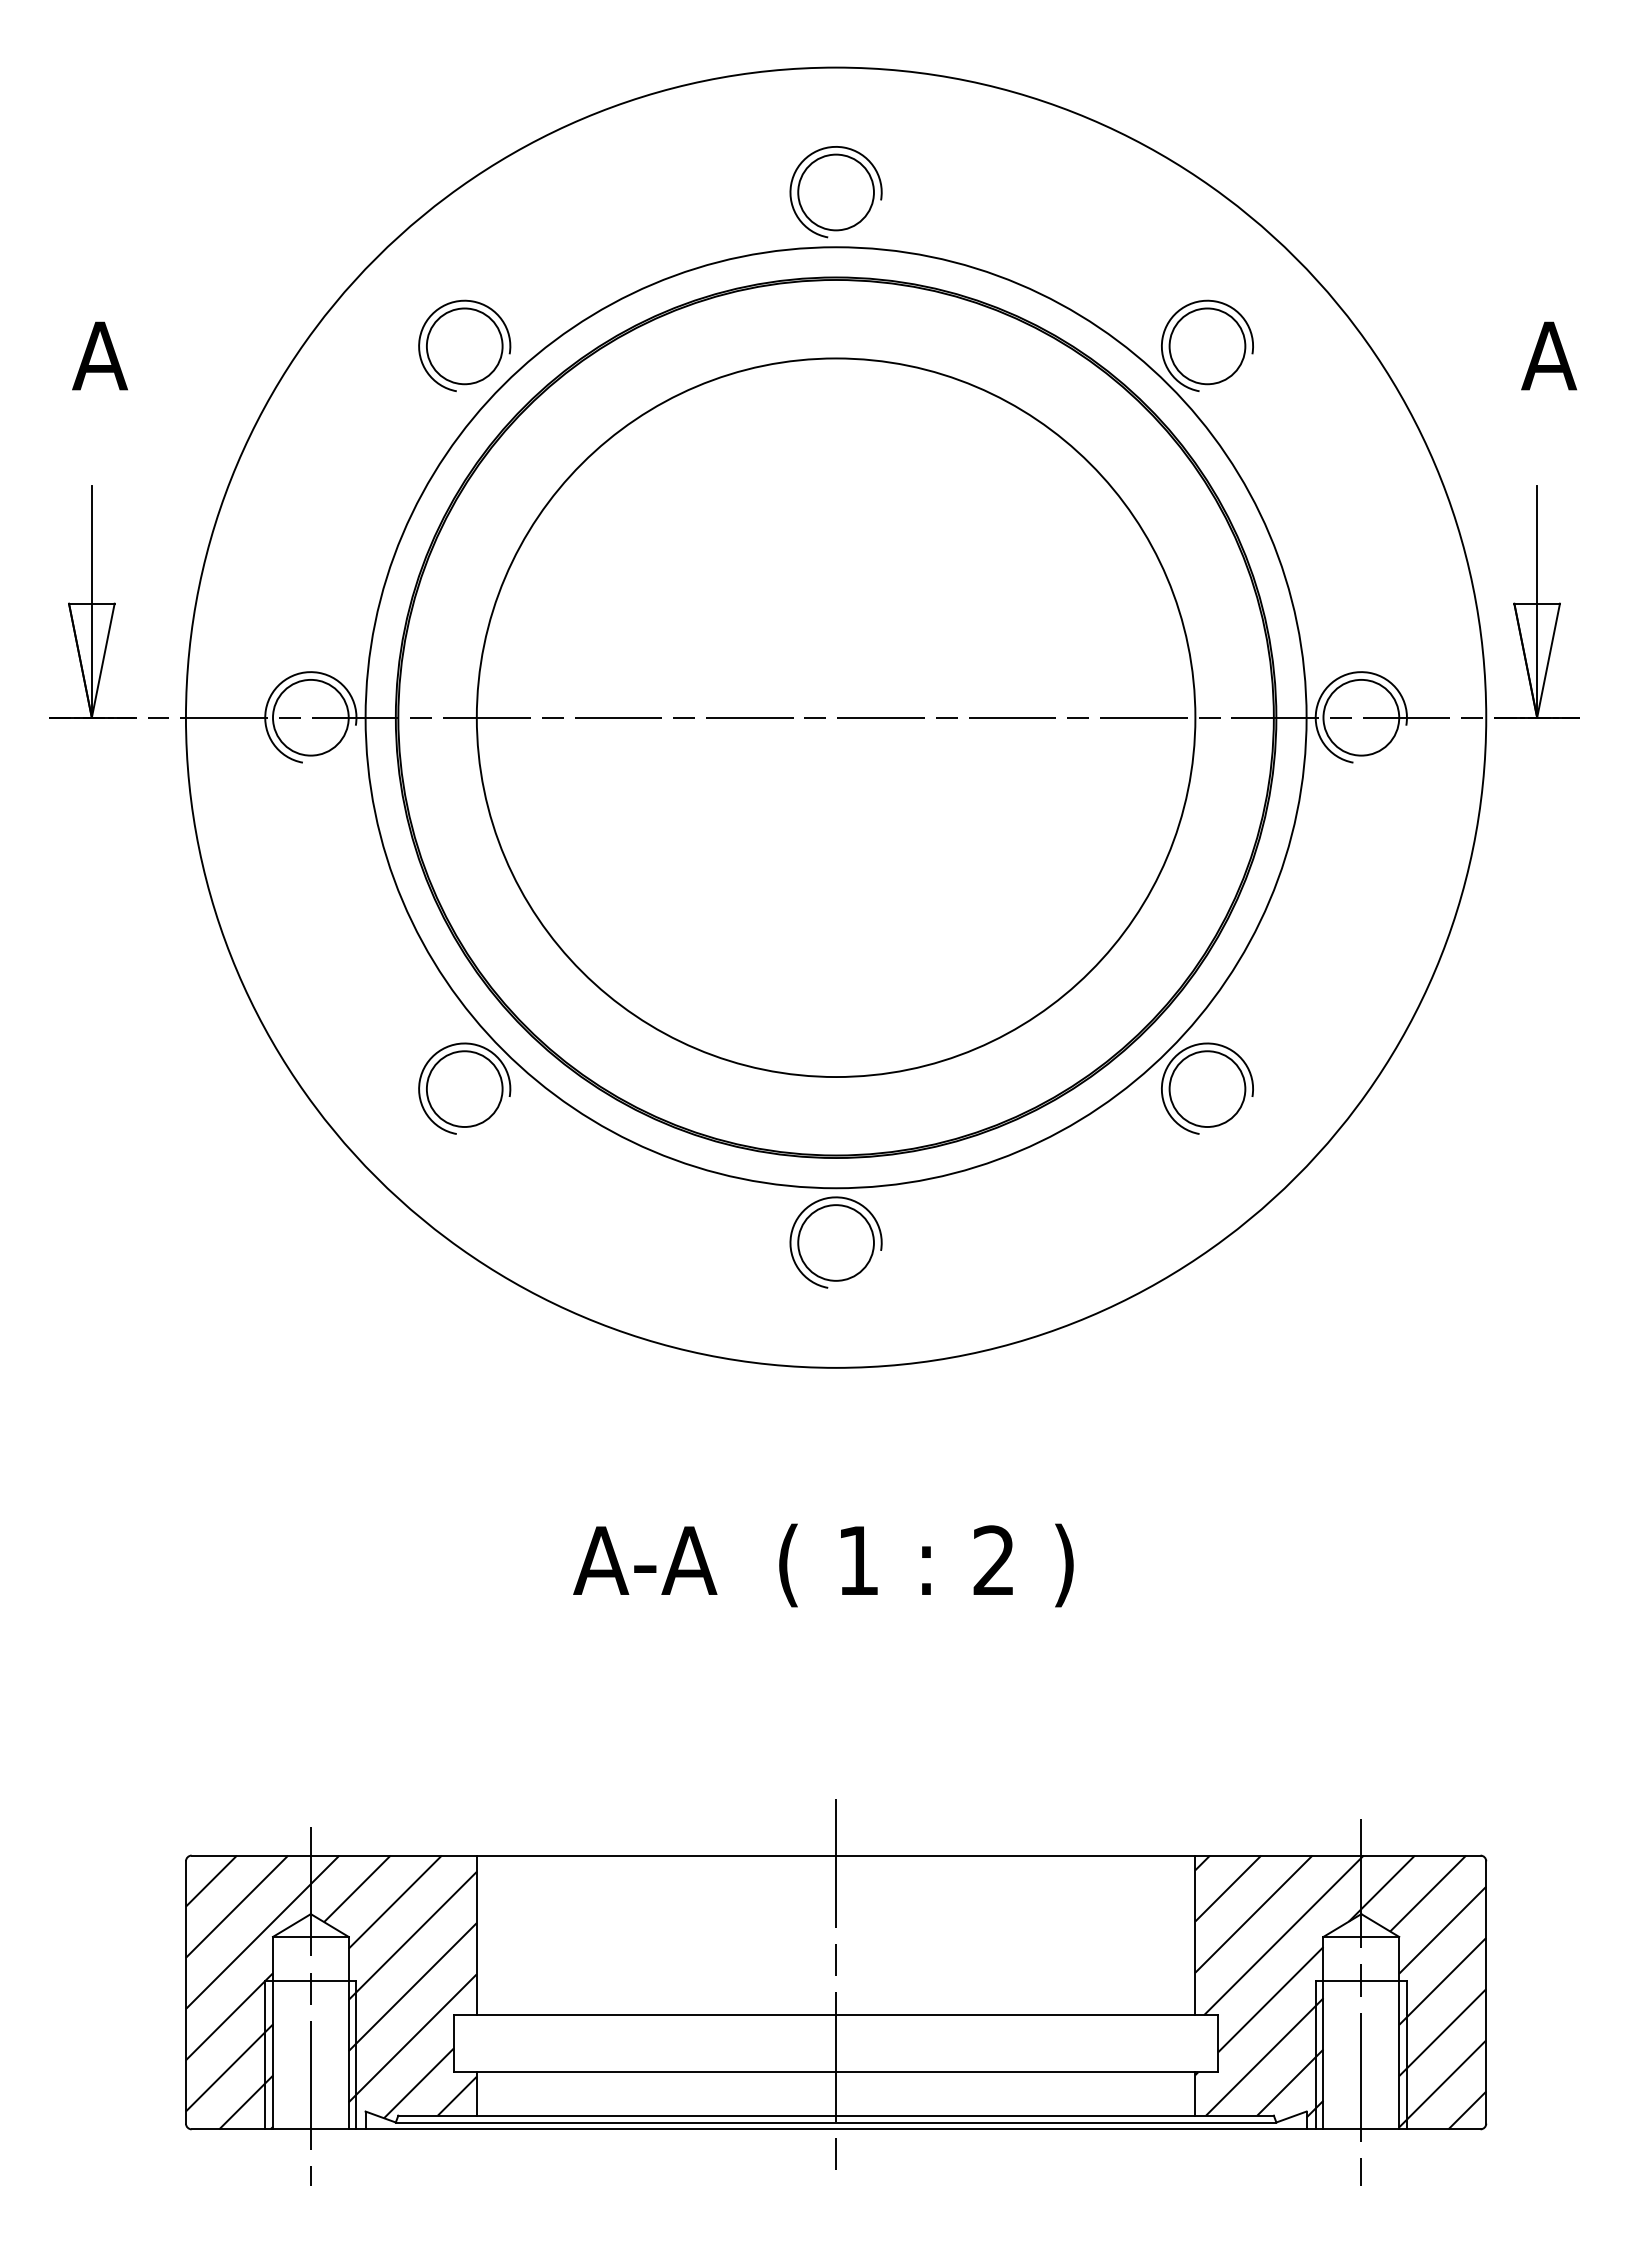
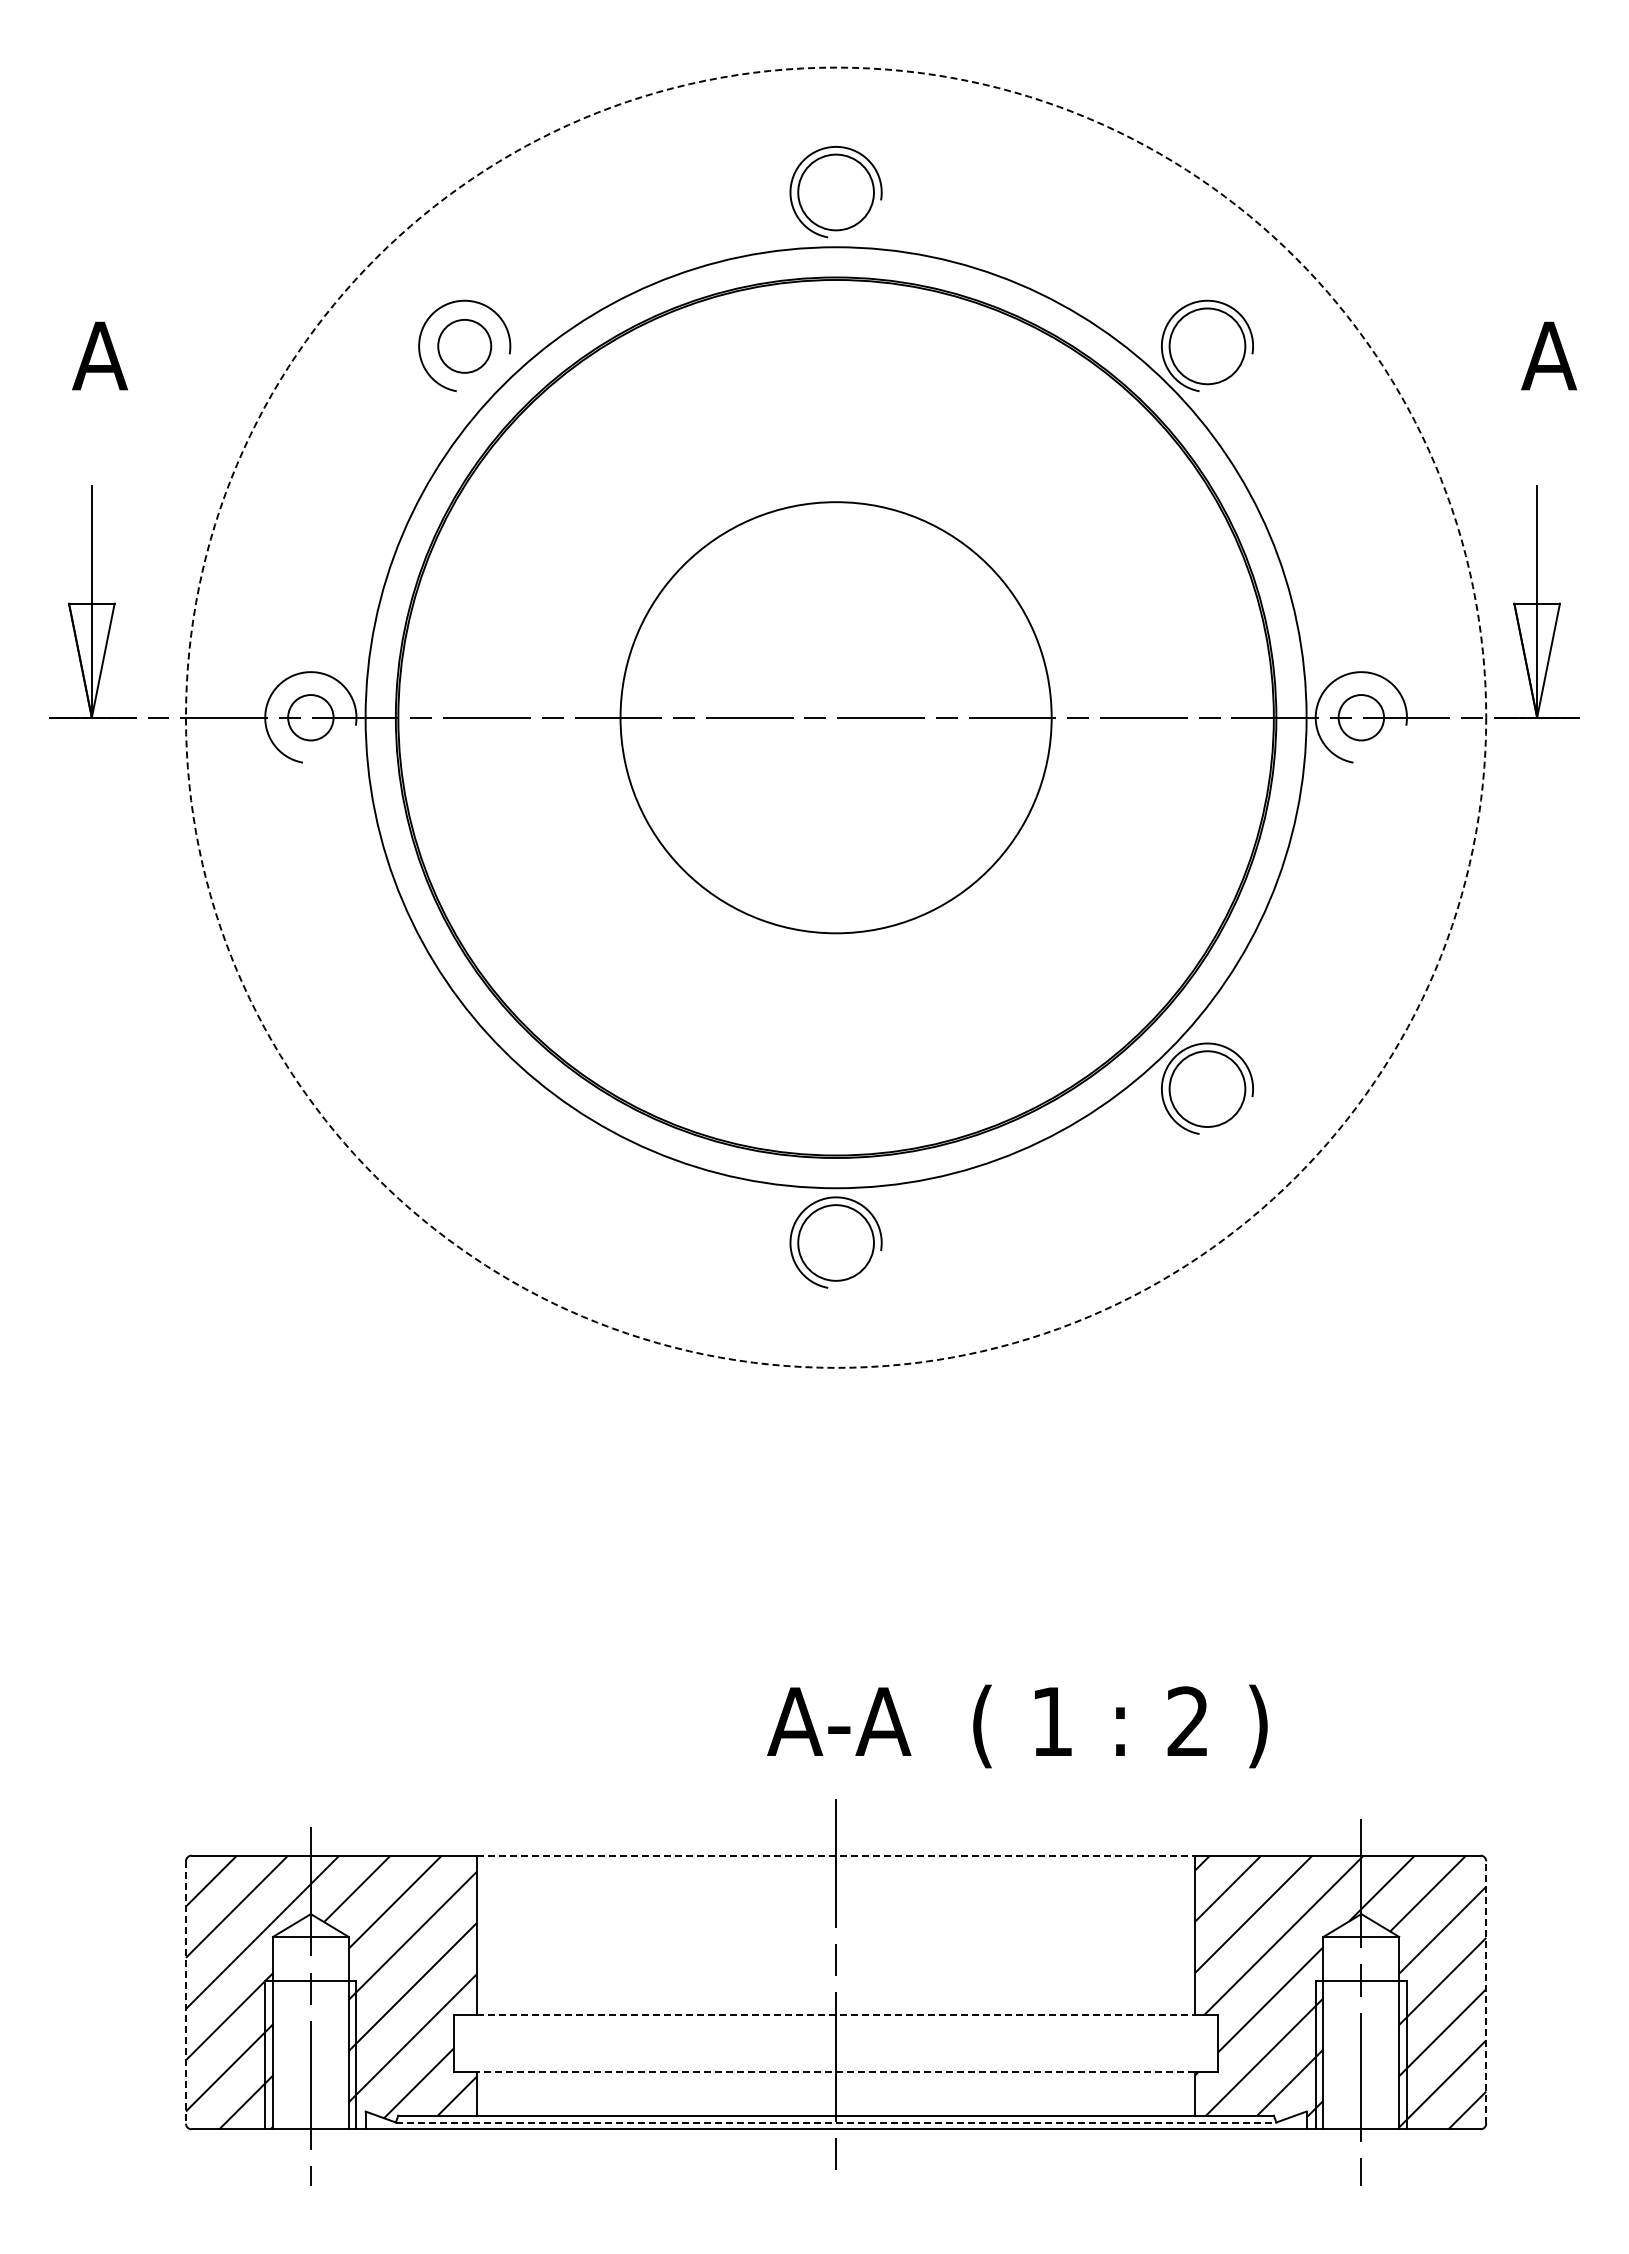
circle diameter: 76 px -> 53 px (464, 345)
circle diameter: 76 px -> 45 px (310, 717)
circle diameter: 719 px -> 431 px (835, 717)
circle: solid -> dashed (835, 717)
circle diameter: 76 px -> 45 px (1361, 717)
part: present -> none (464, 1088)
text position: (823, 1565) -> (1017, 1726) (1017, 1726)
line: solid -> dashed (836, 1855)
line: solid -> dashed (1486, 1991)
line: solid -> dashed (185, 1992)
line: solid -> dashed (836, 2015)
line: solid -> dashed (835, 2072)
line: solid -> dashed (836, 2122)
